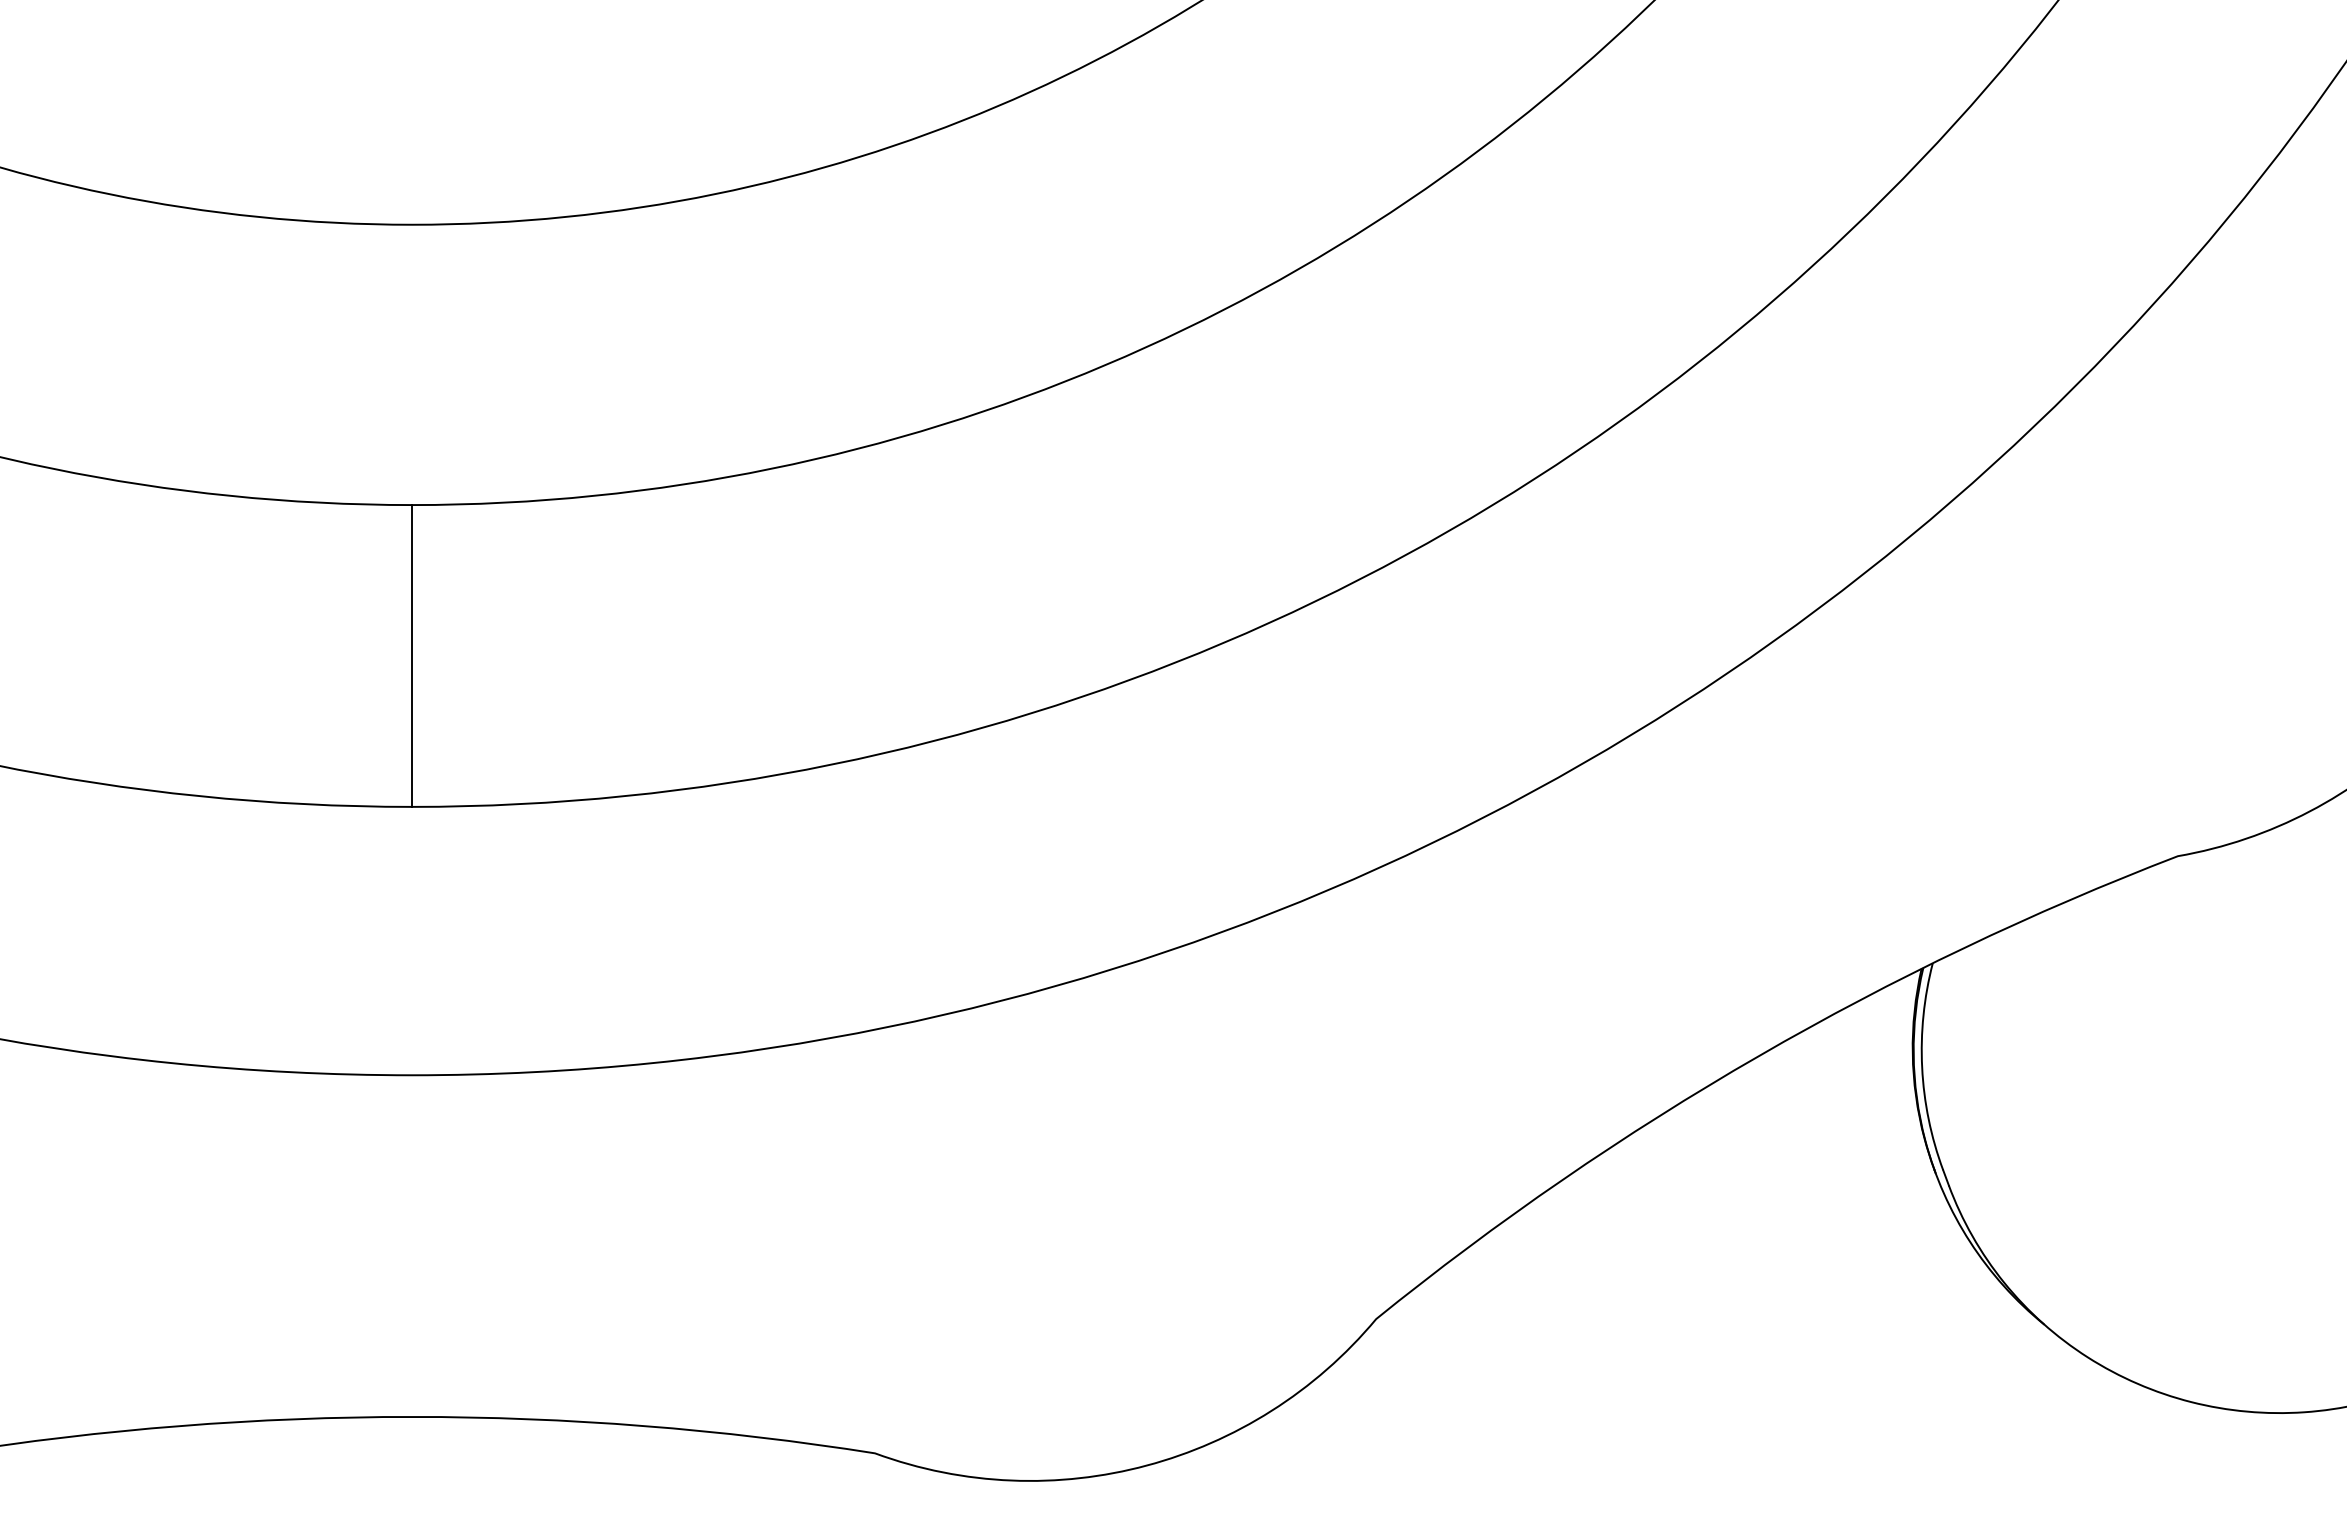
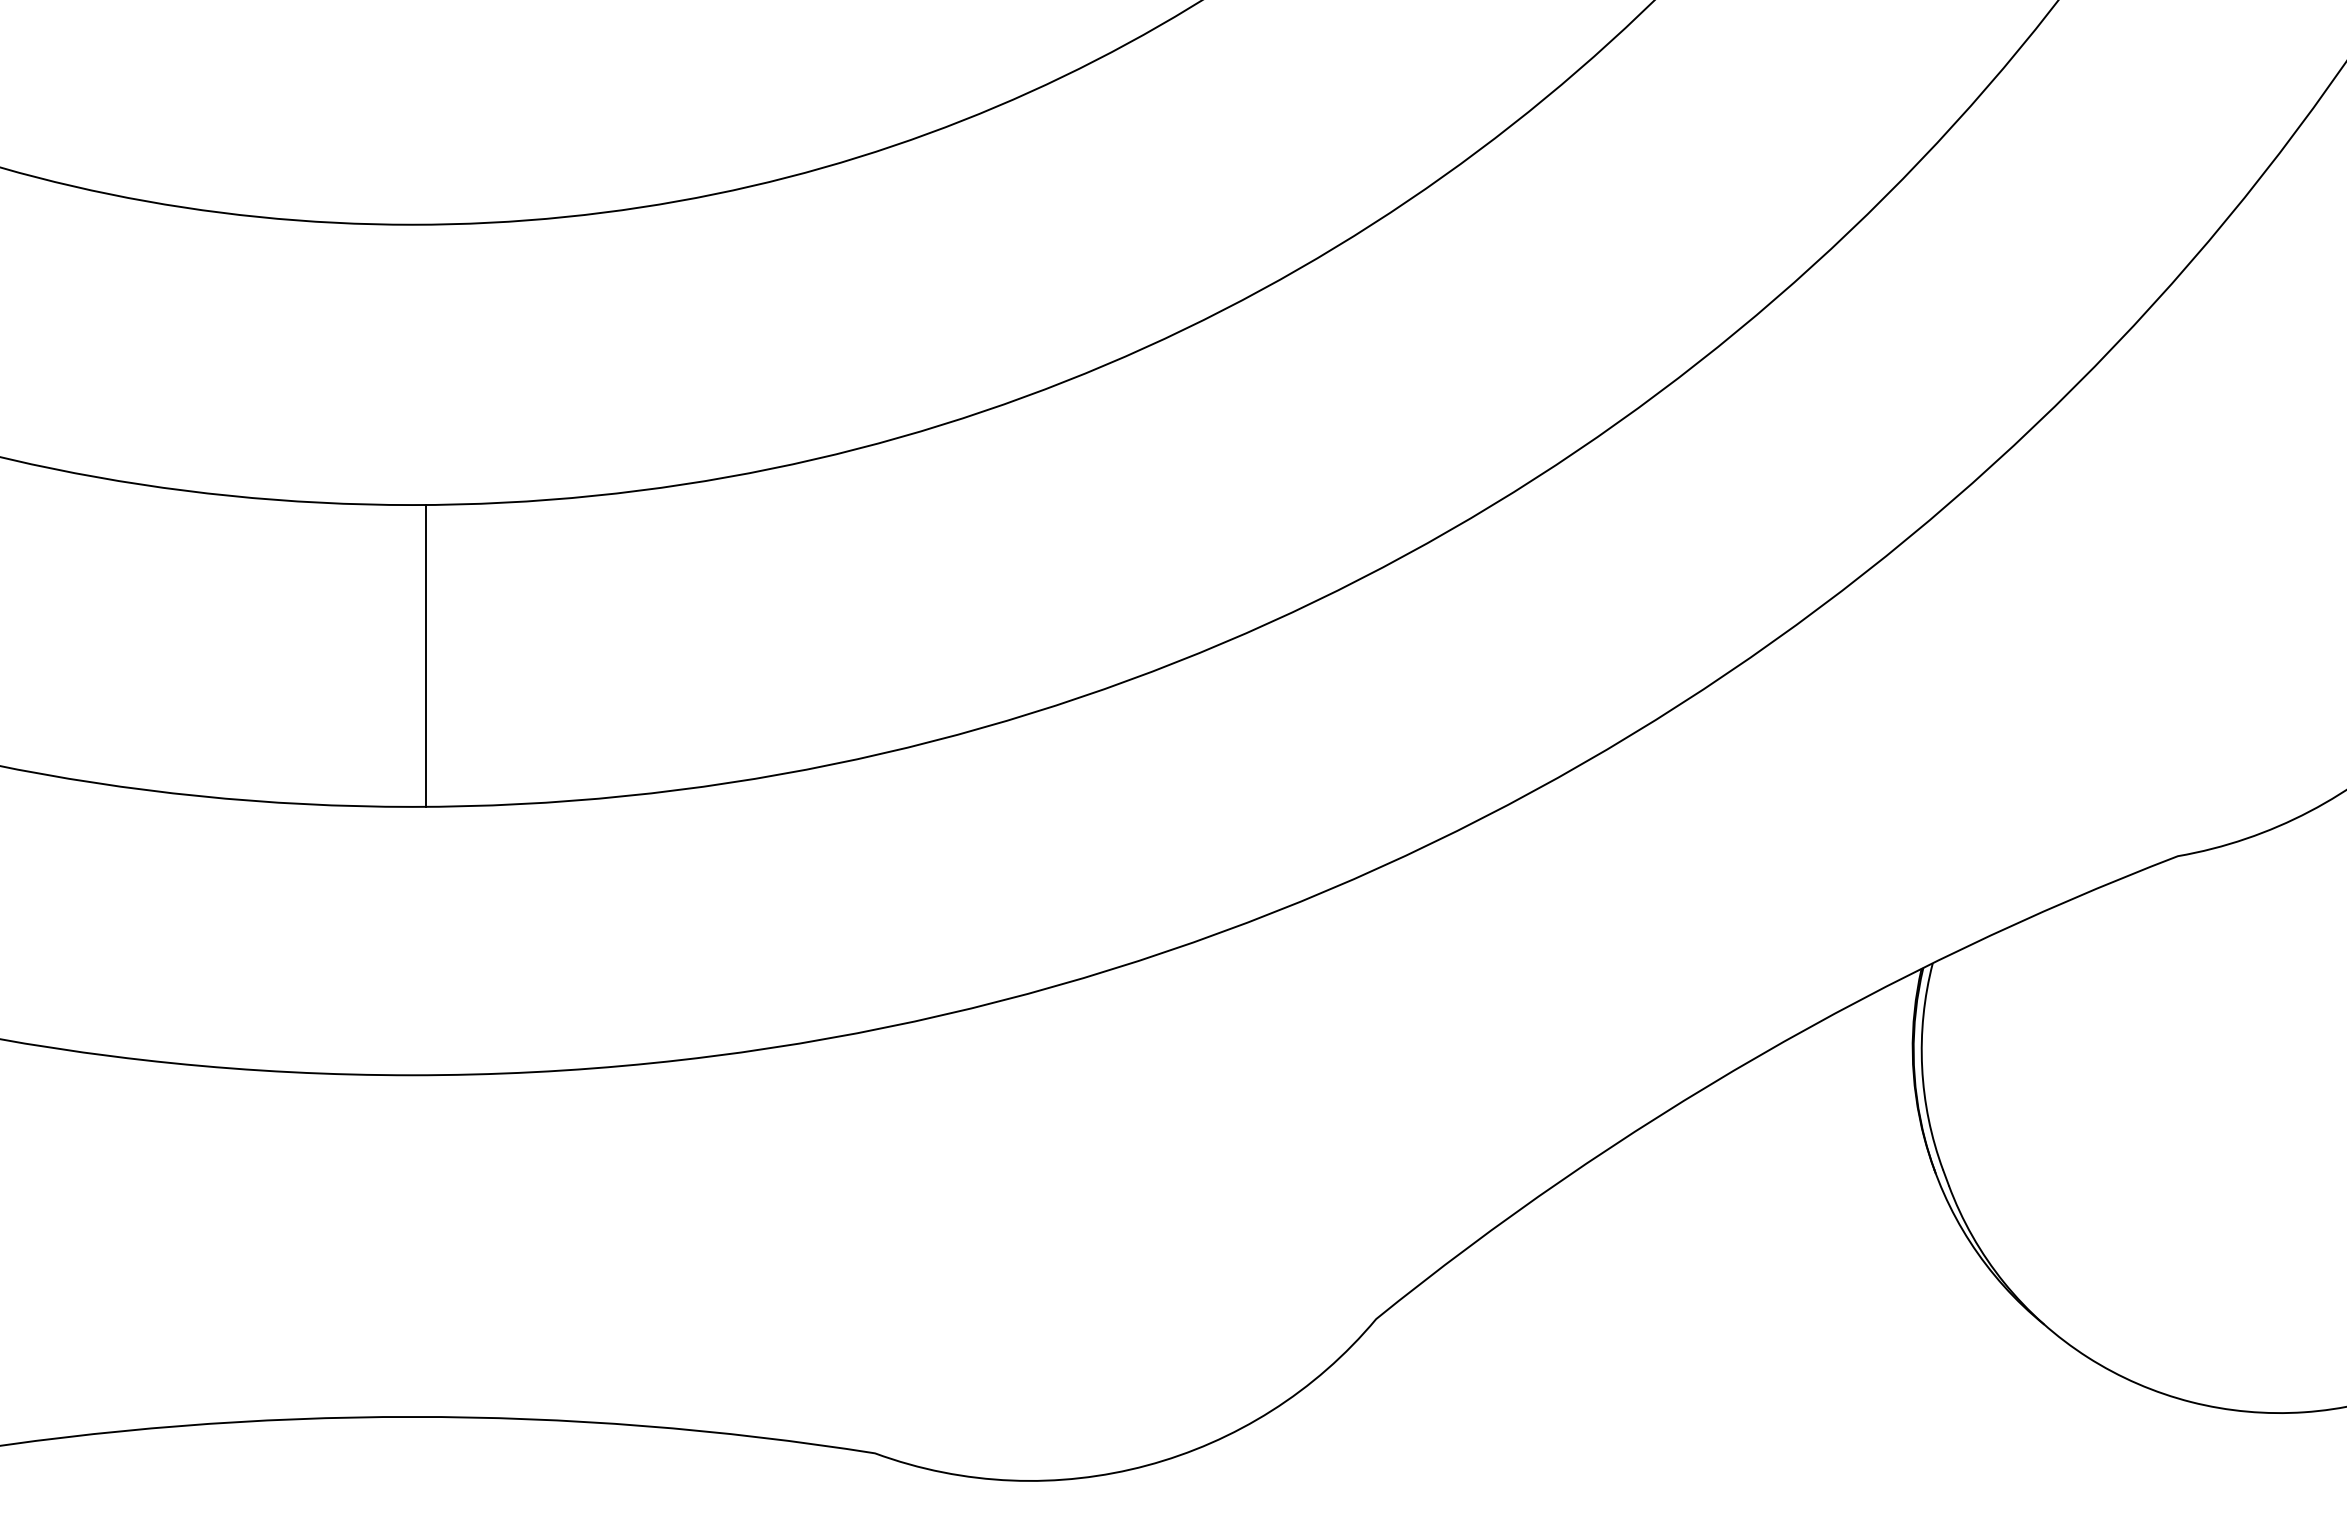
line position: (412, 655) -> (426, 655) (426, 655)
